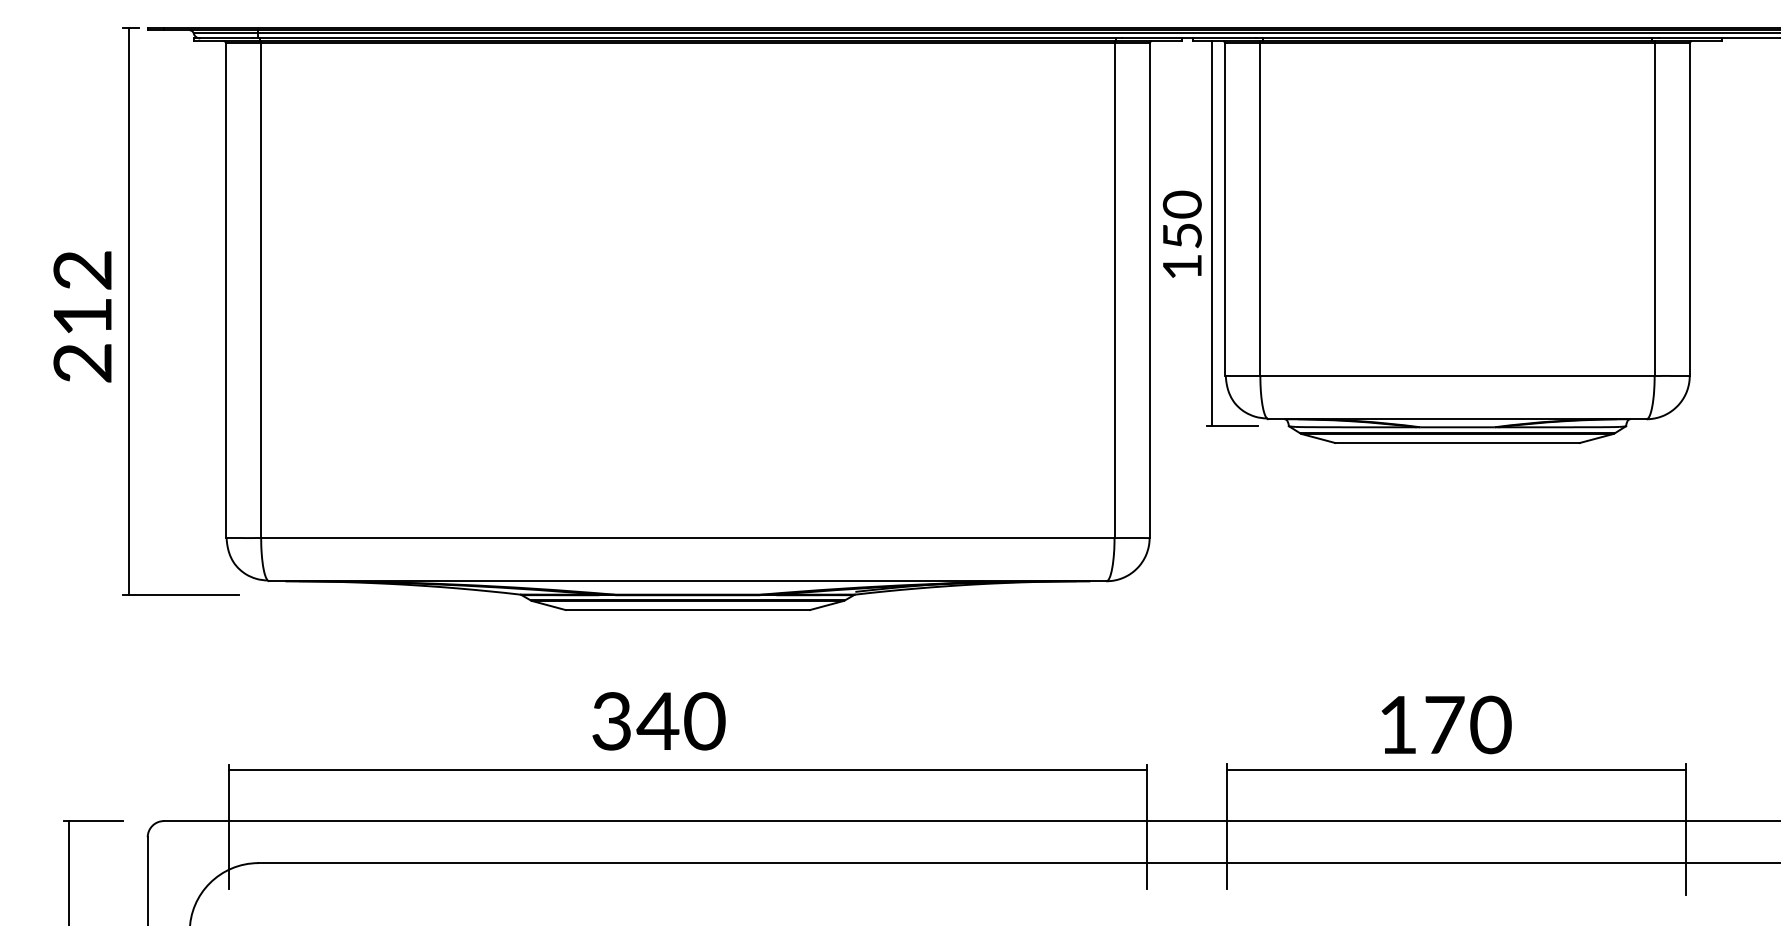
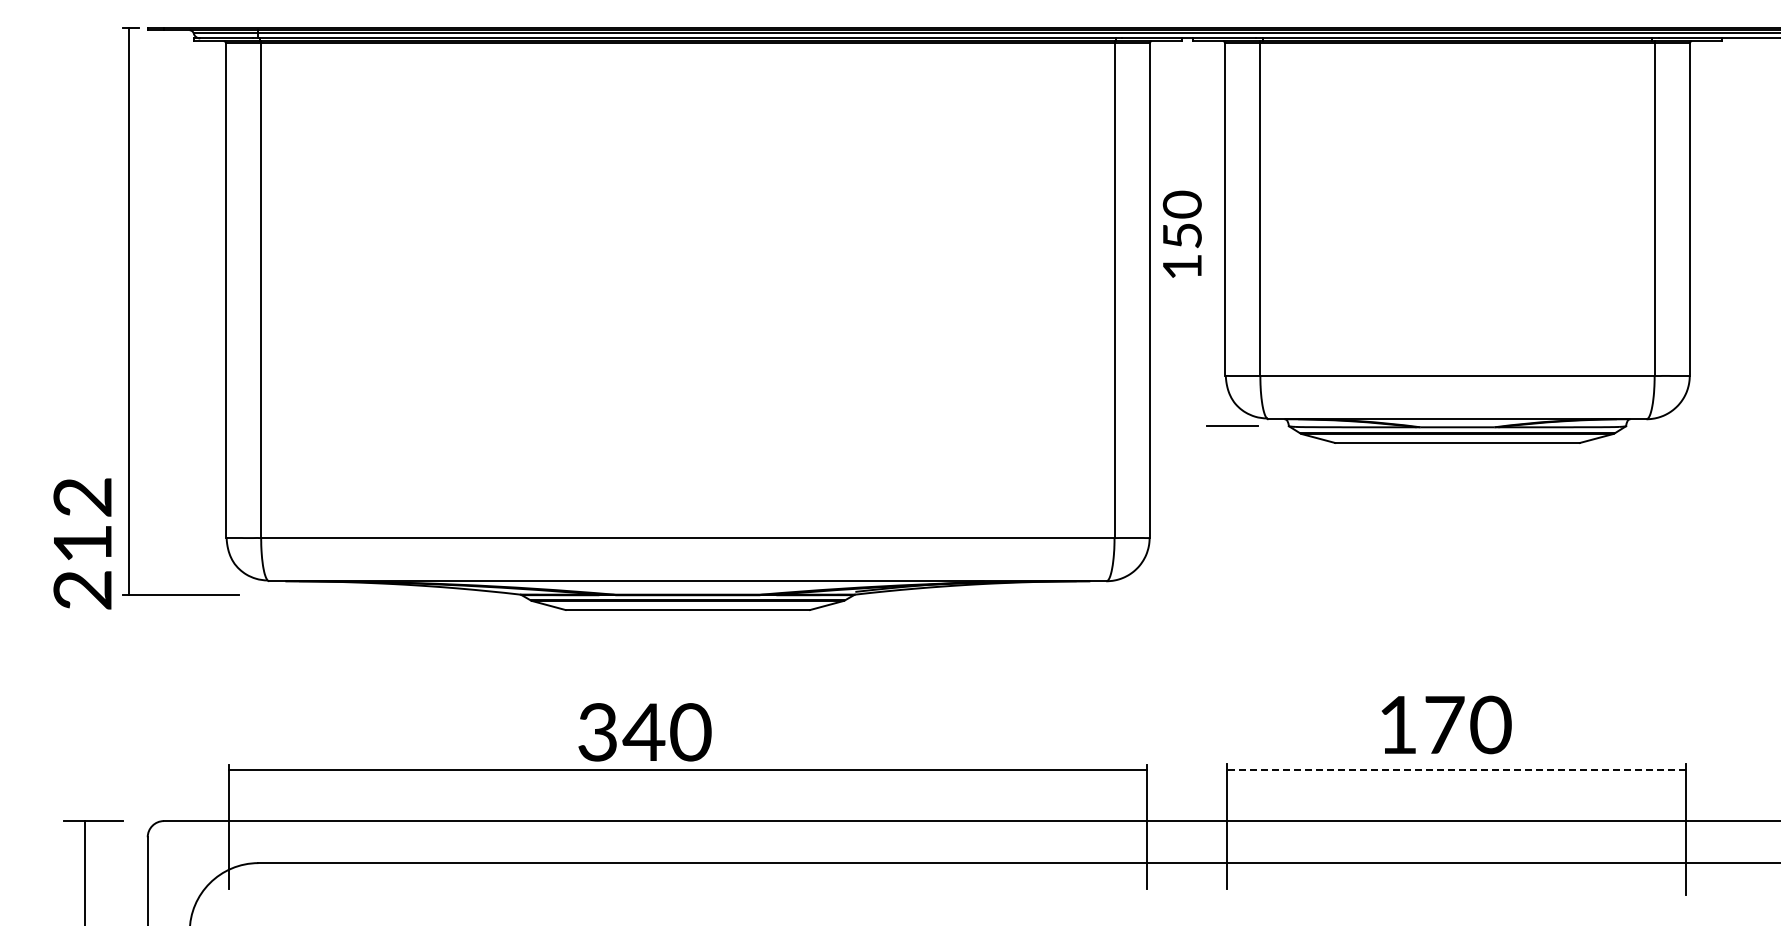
line: present -> none (1211, 233)
text position: (82, 316) -> (82, 543) (82, 543)
text position: (658, 721) -> (644, 732) (644, 732)
line: solid -> dashed (1456, 769)
line position: (69, 871) -> (85, 871) (85, 871)
